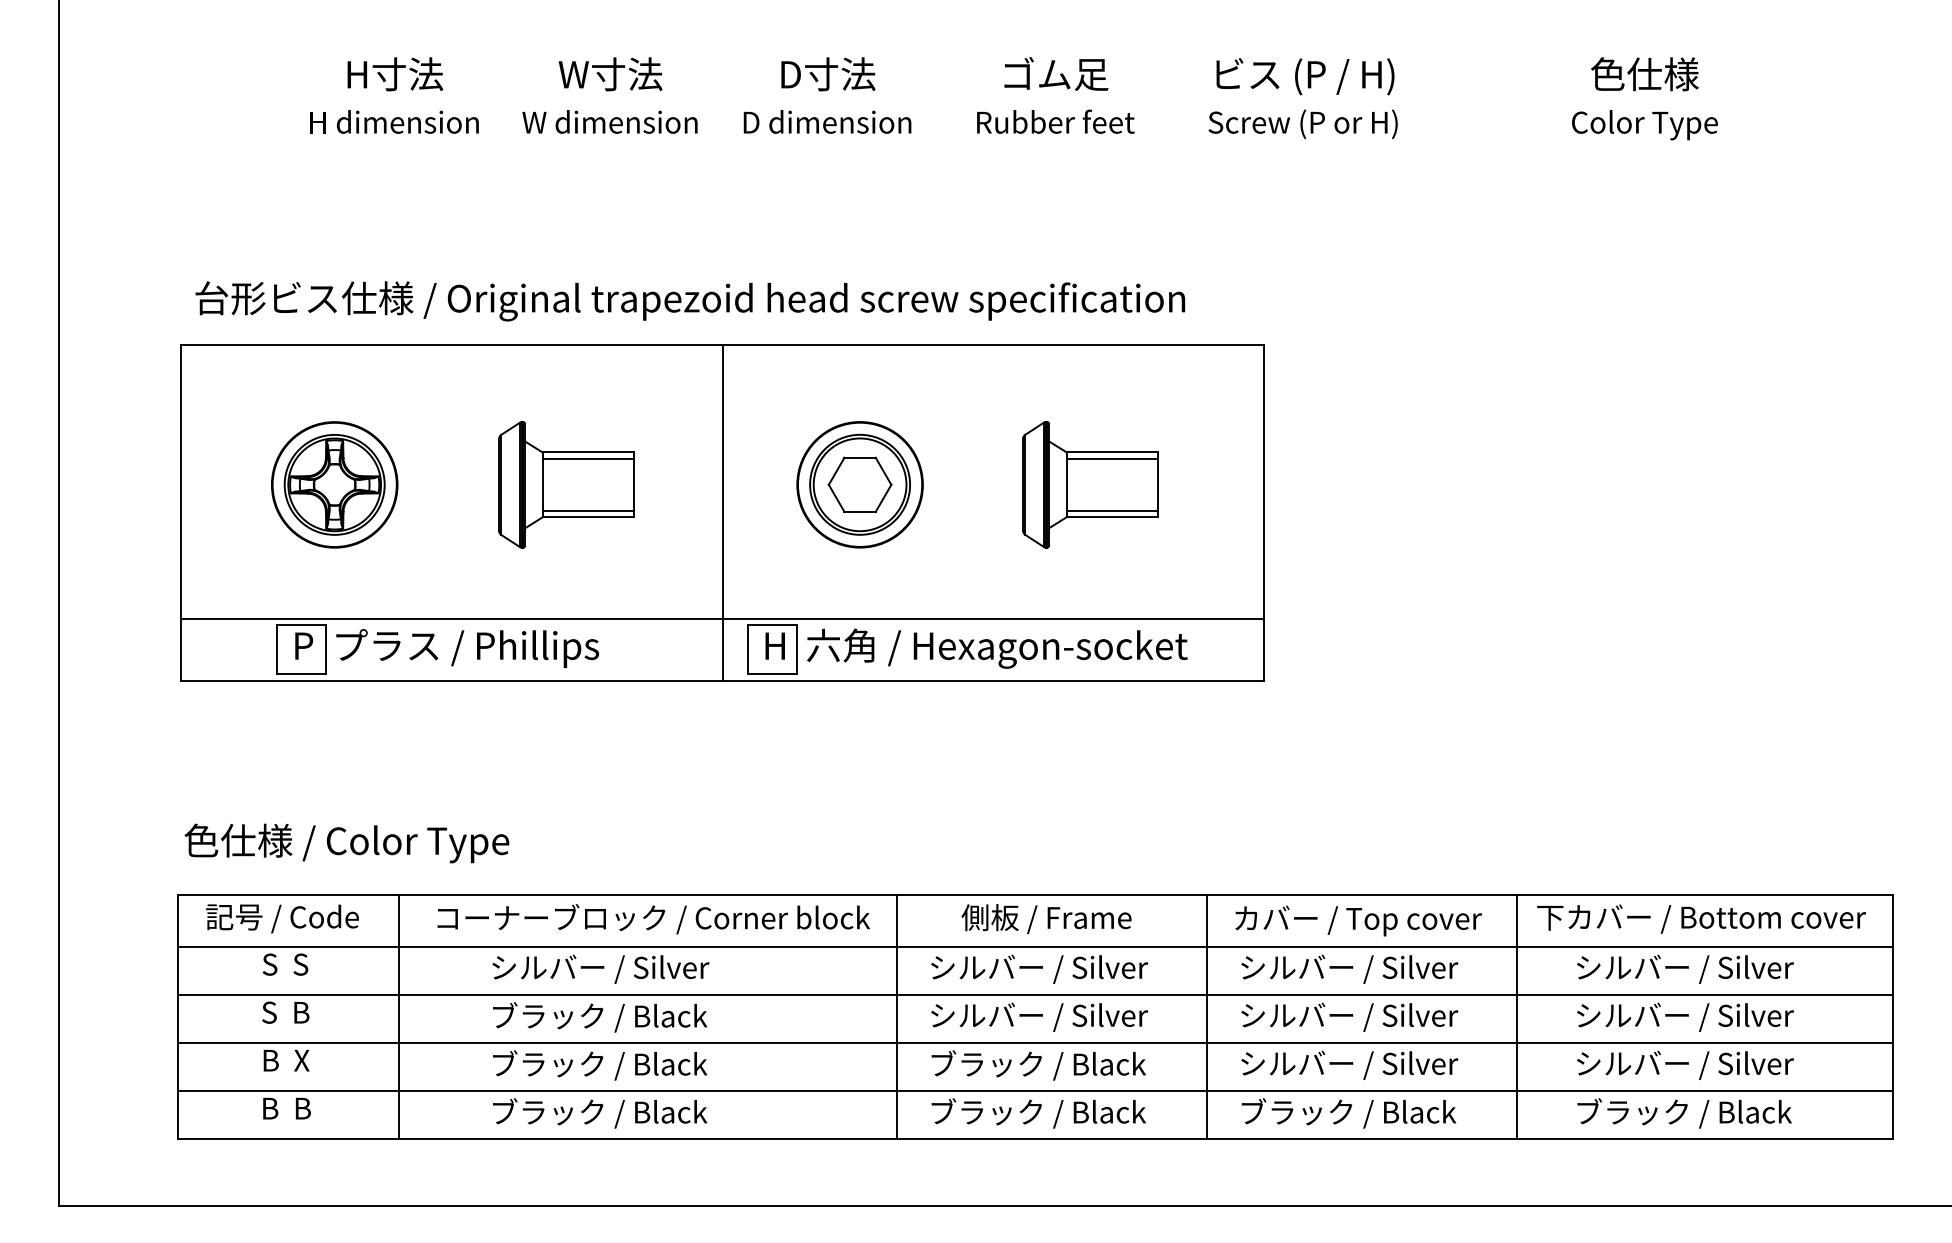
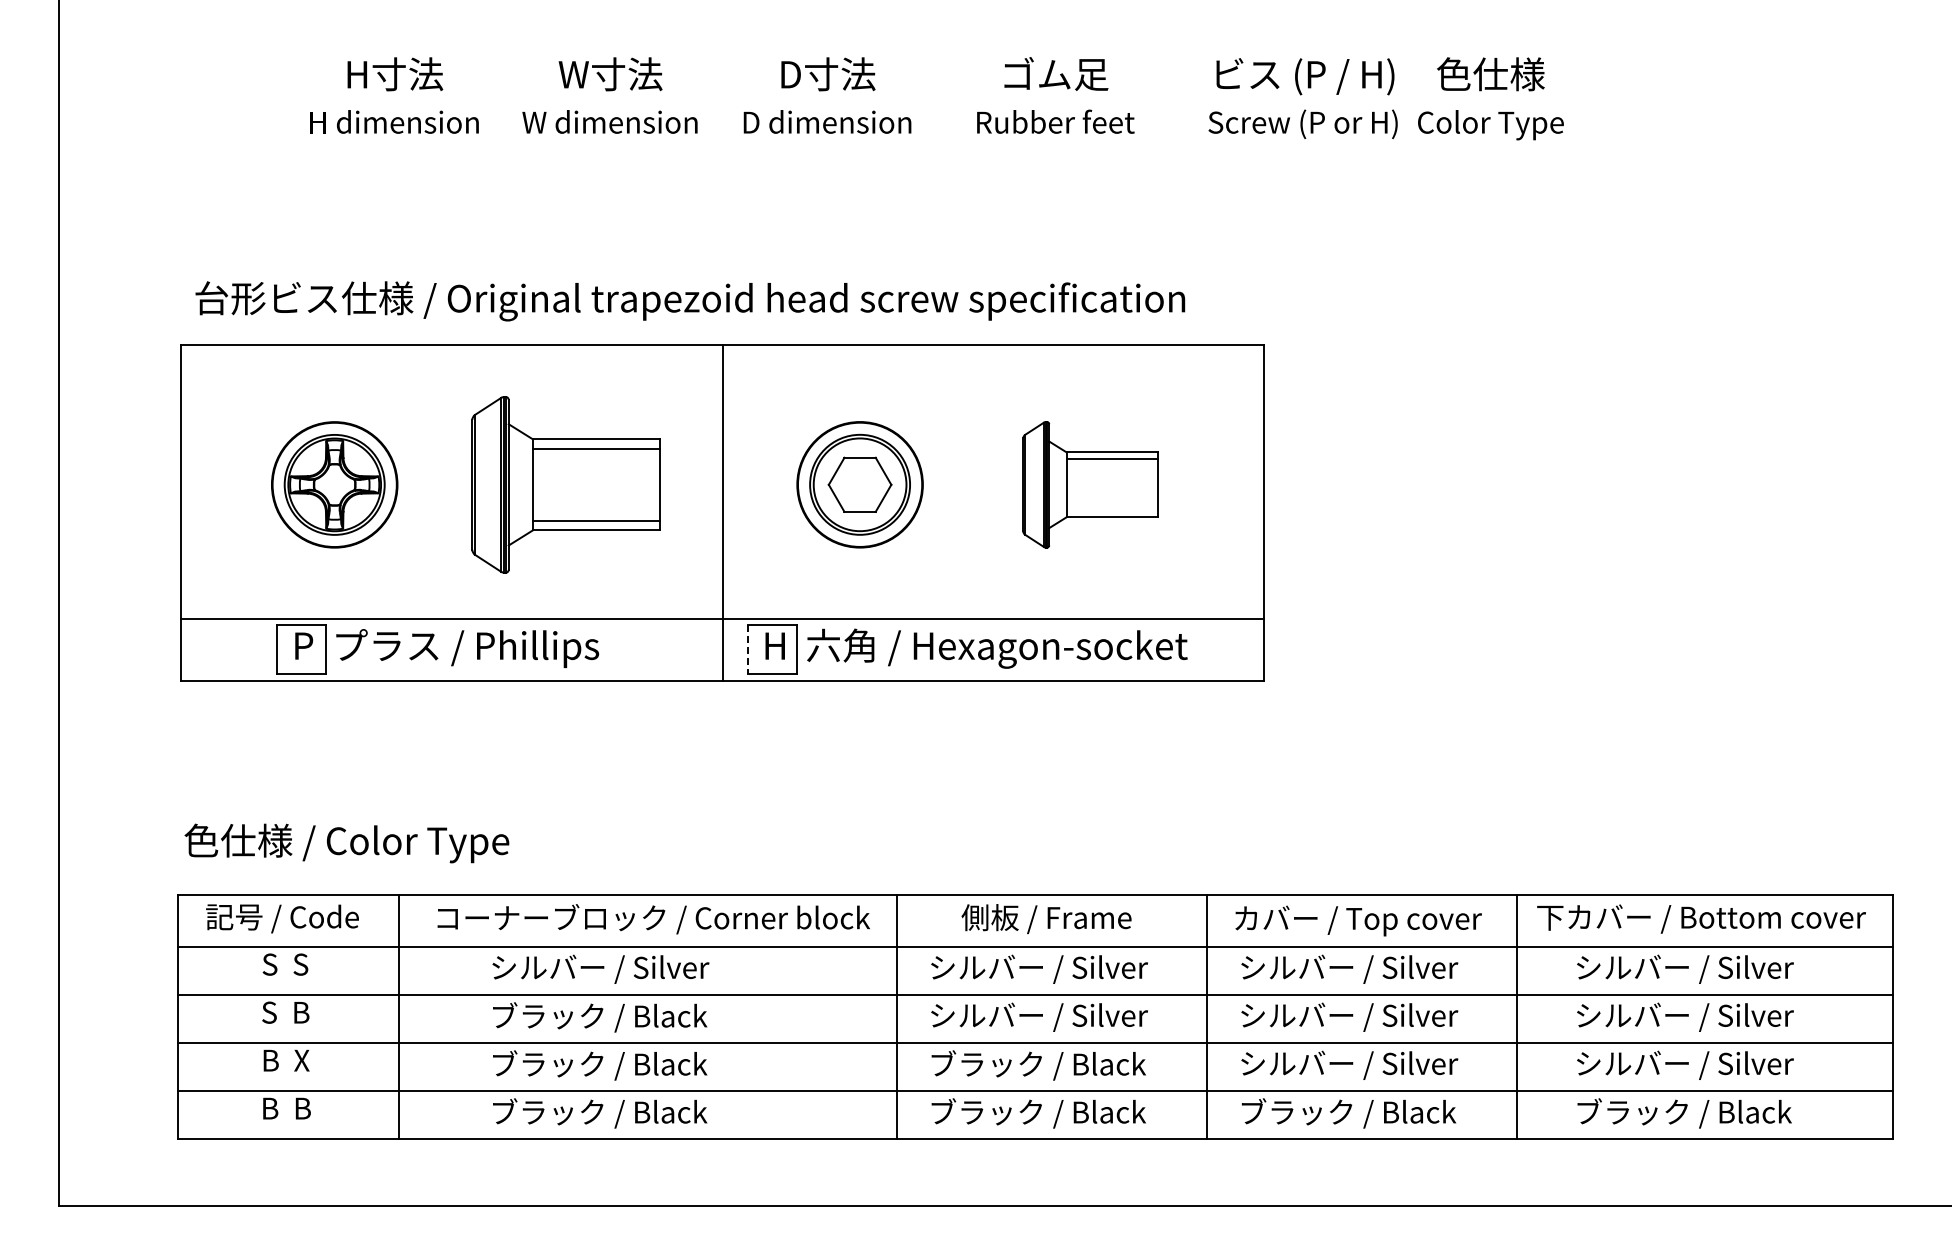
text position: (1644, 98) -> (1490, 98) (1490, 98)
part size: 137x128 px -> 190x178 px (565, 484)
line: present -> none (1111, 510)
line: solid -> dashed (748, 650)
